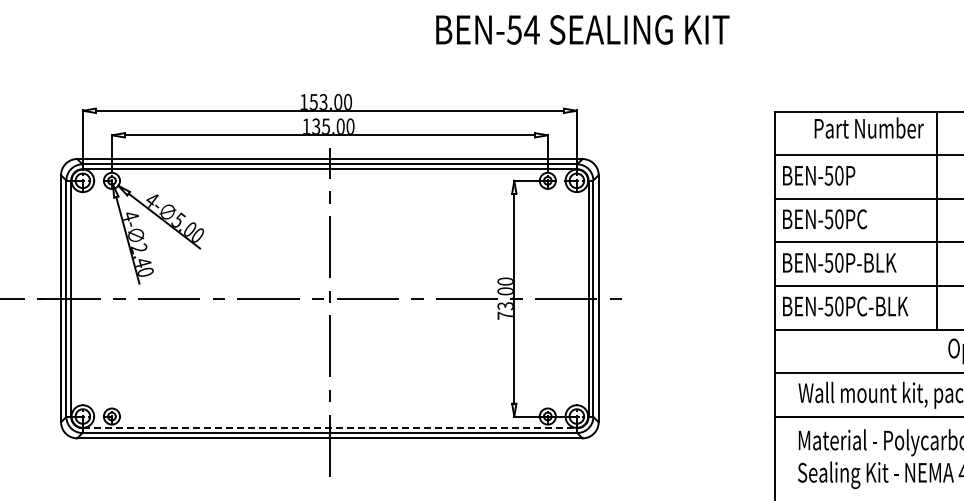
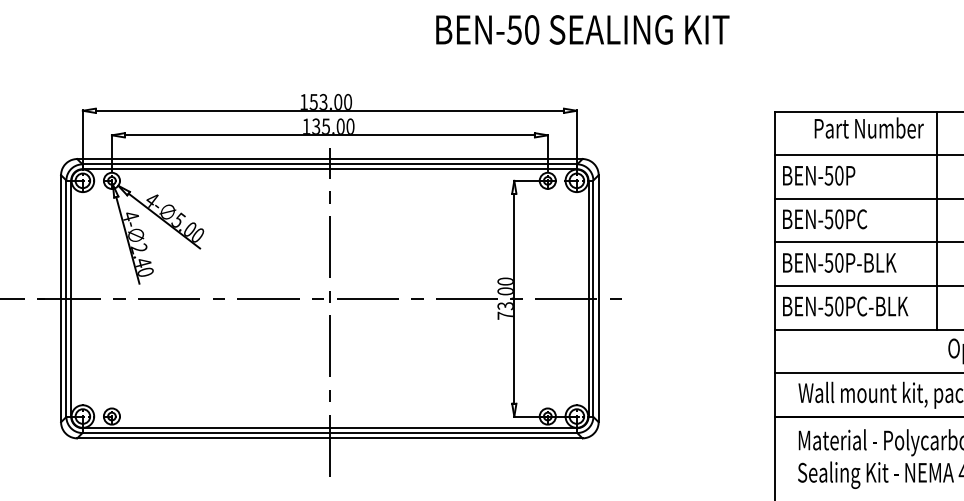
text: BEN-54 -> BEN-50 (531, 29)
line: dashed -> solid (330, 428)
